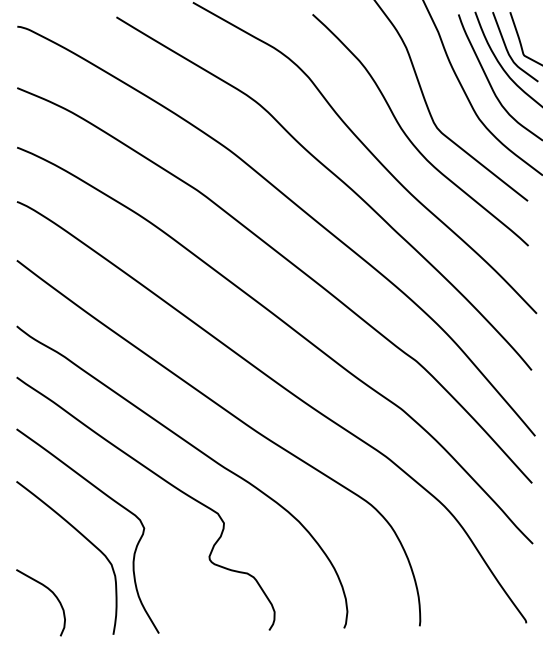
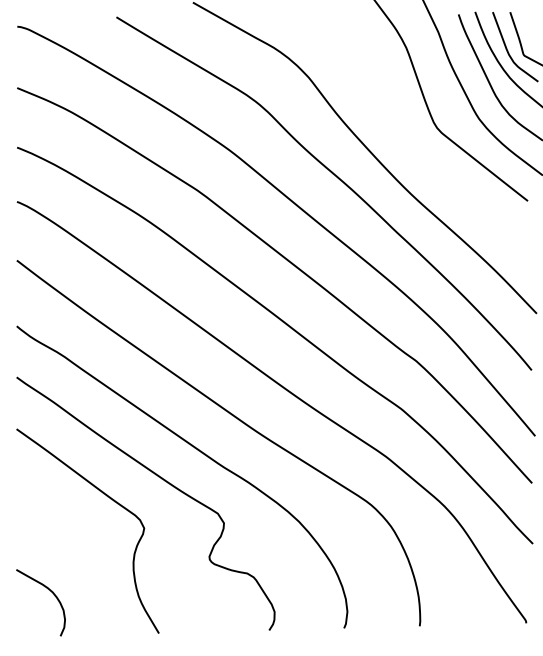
curve: present -> none (408, 136)
curve: present -> none (84, 538)
